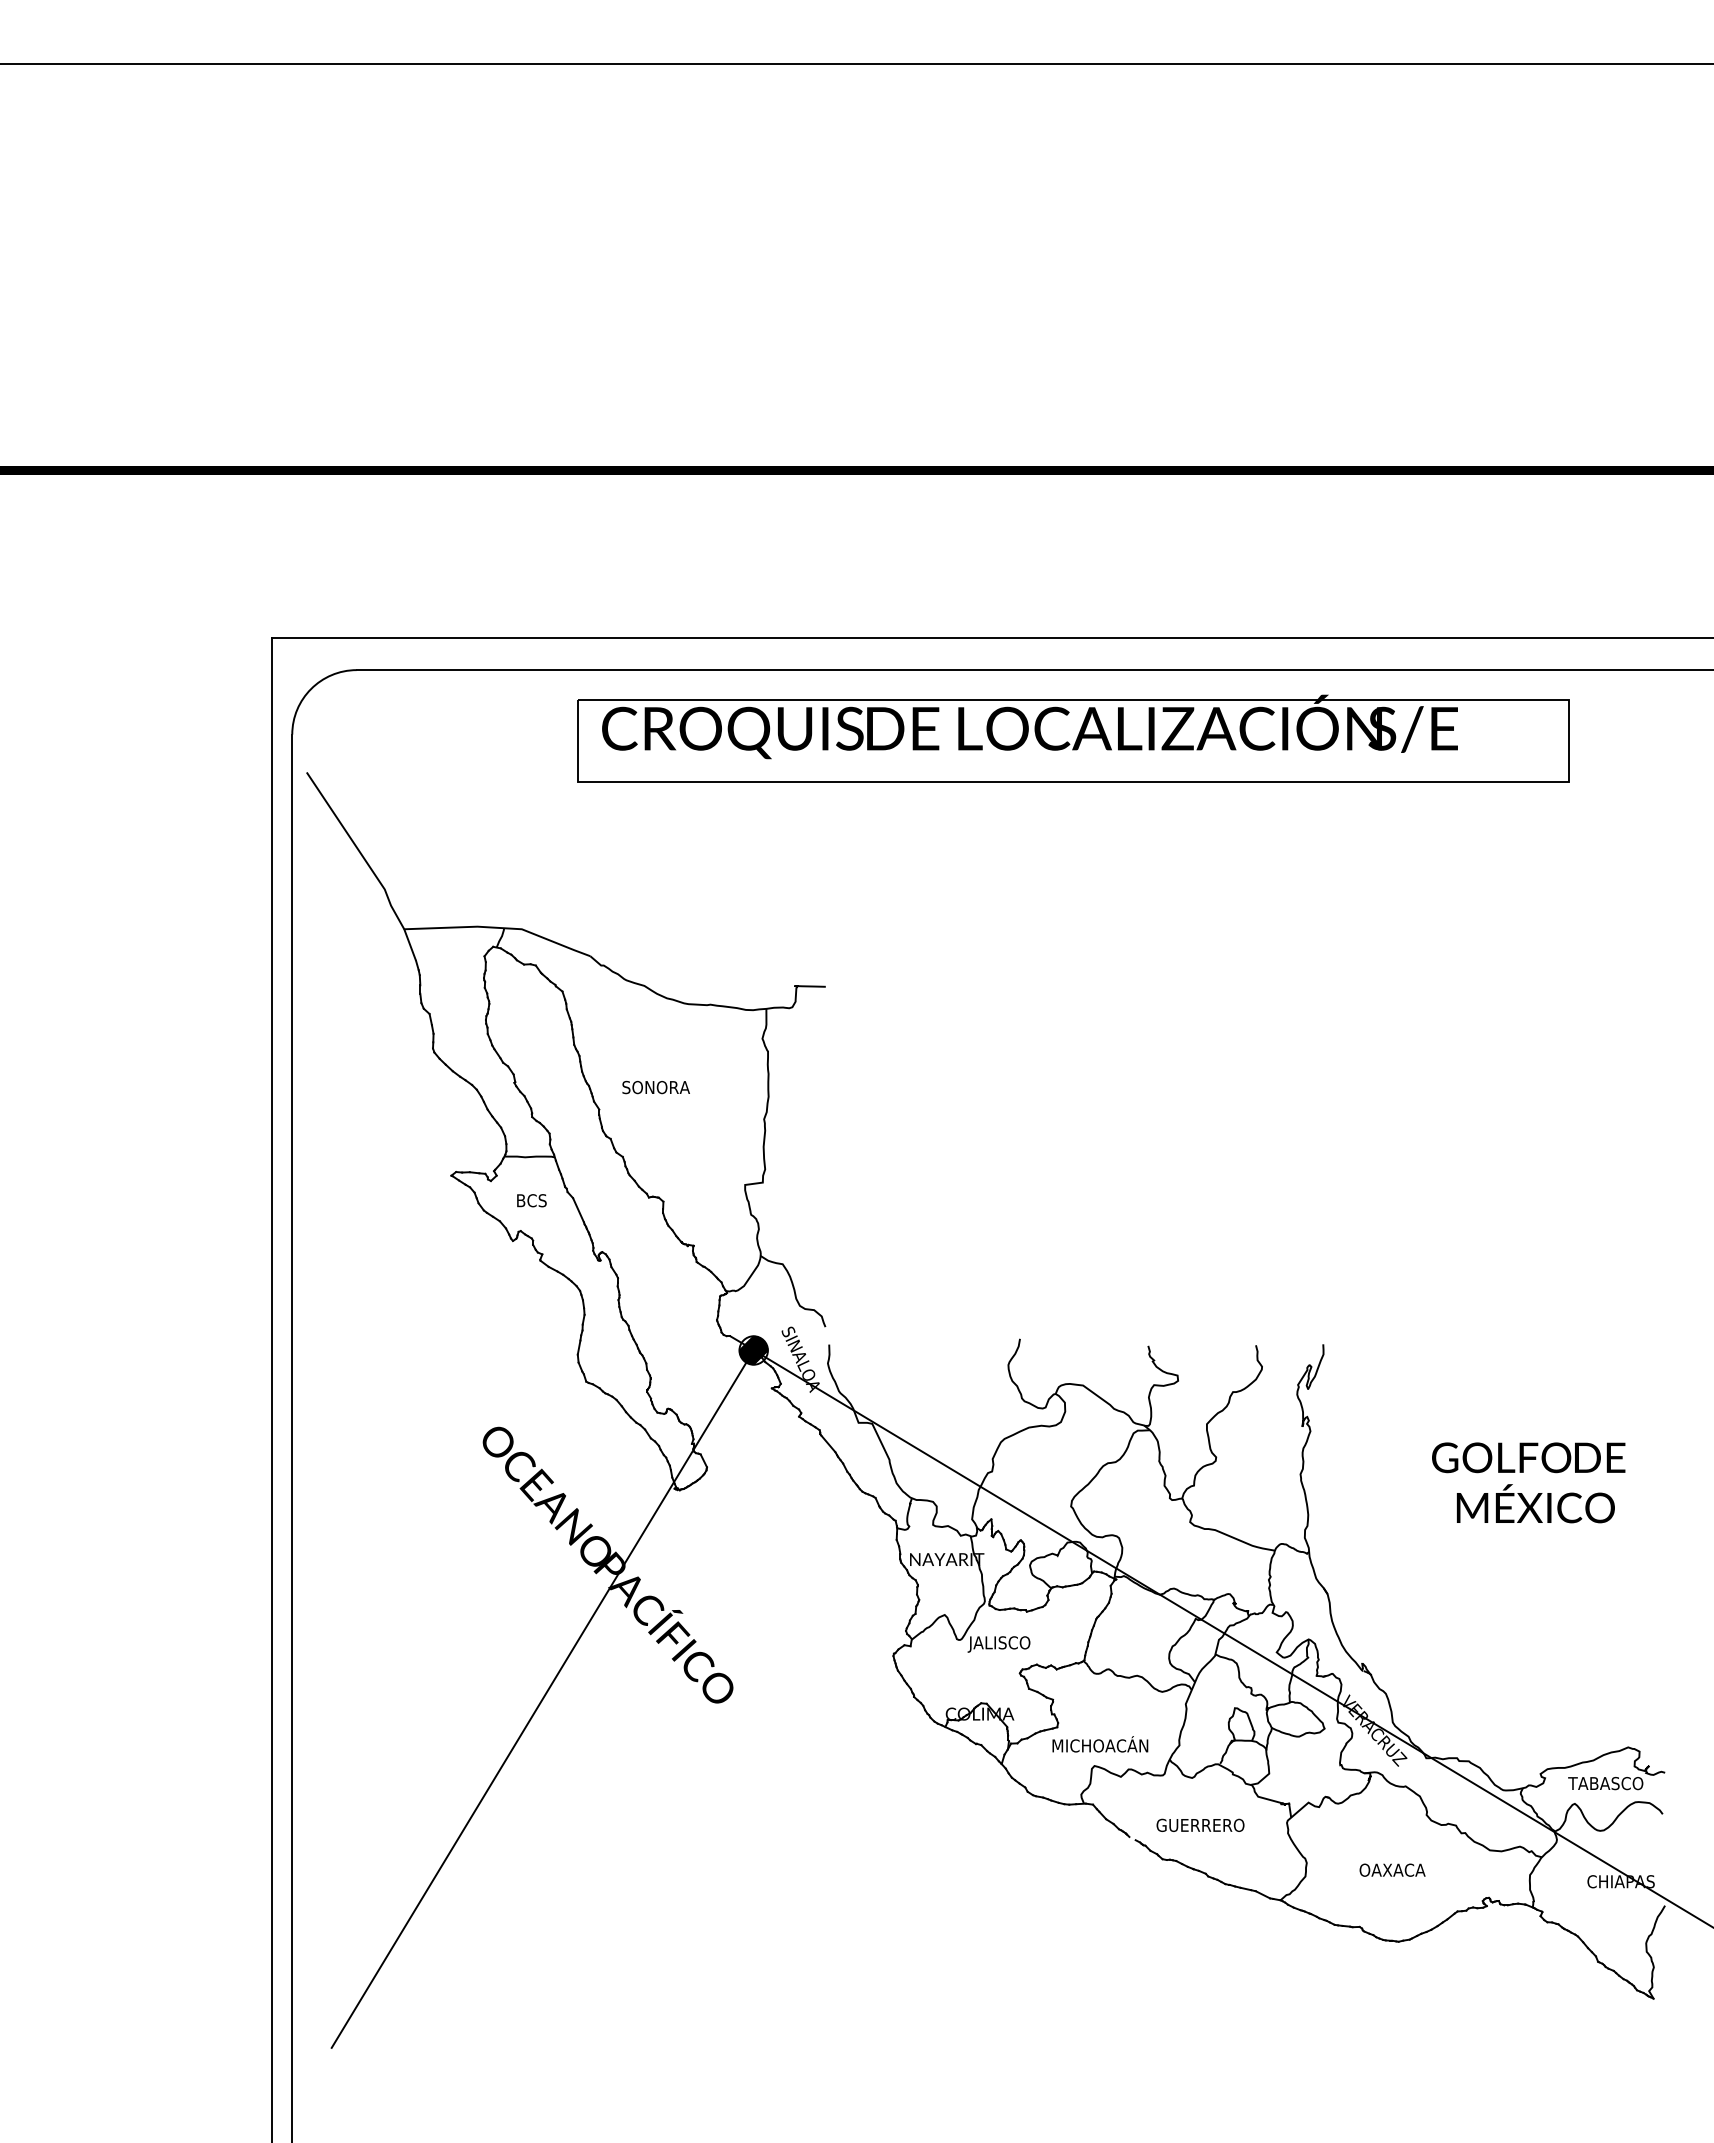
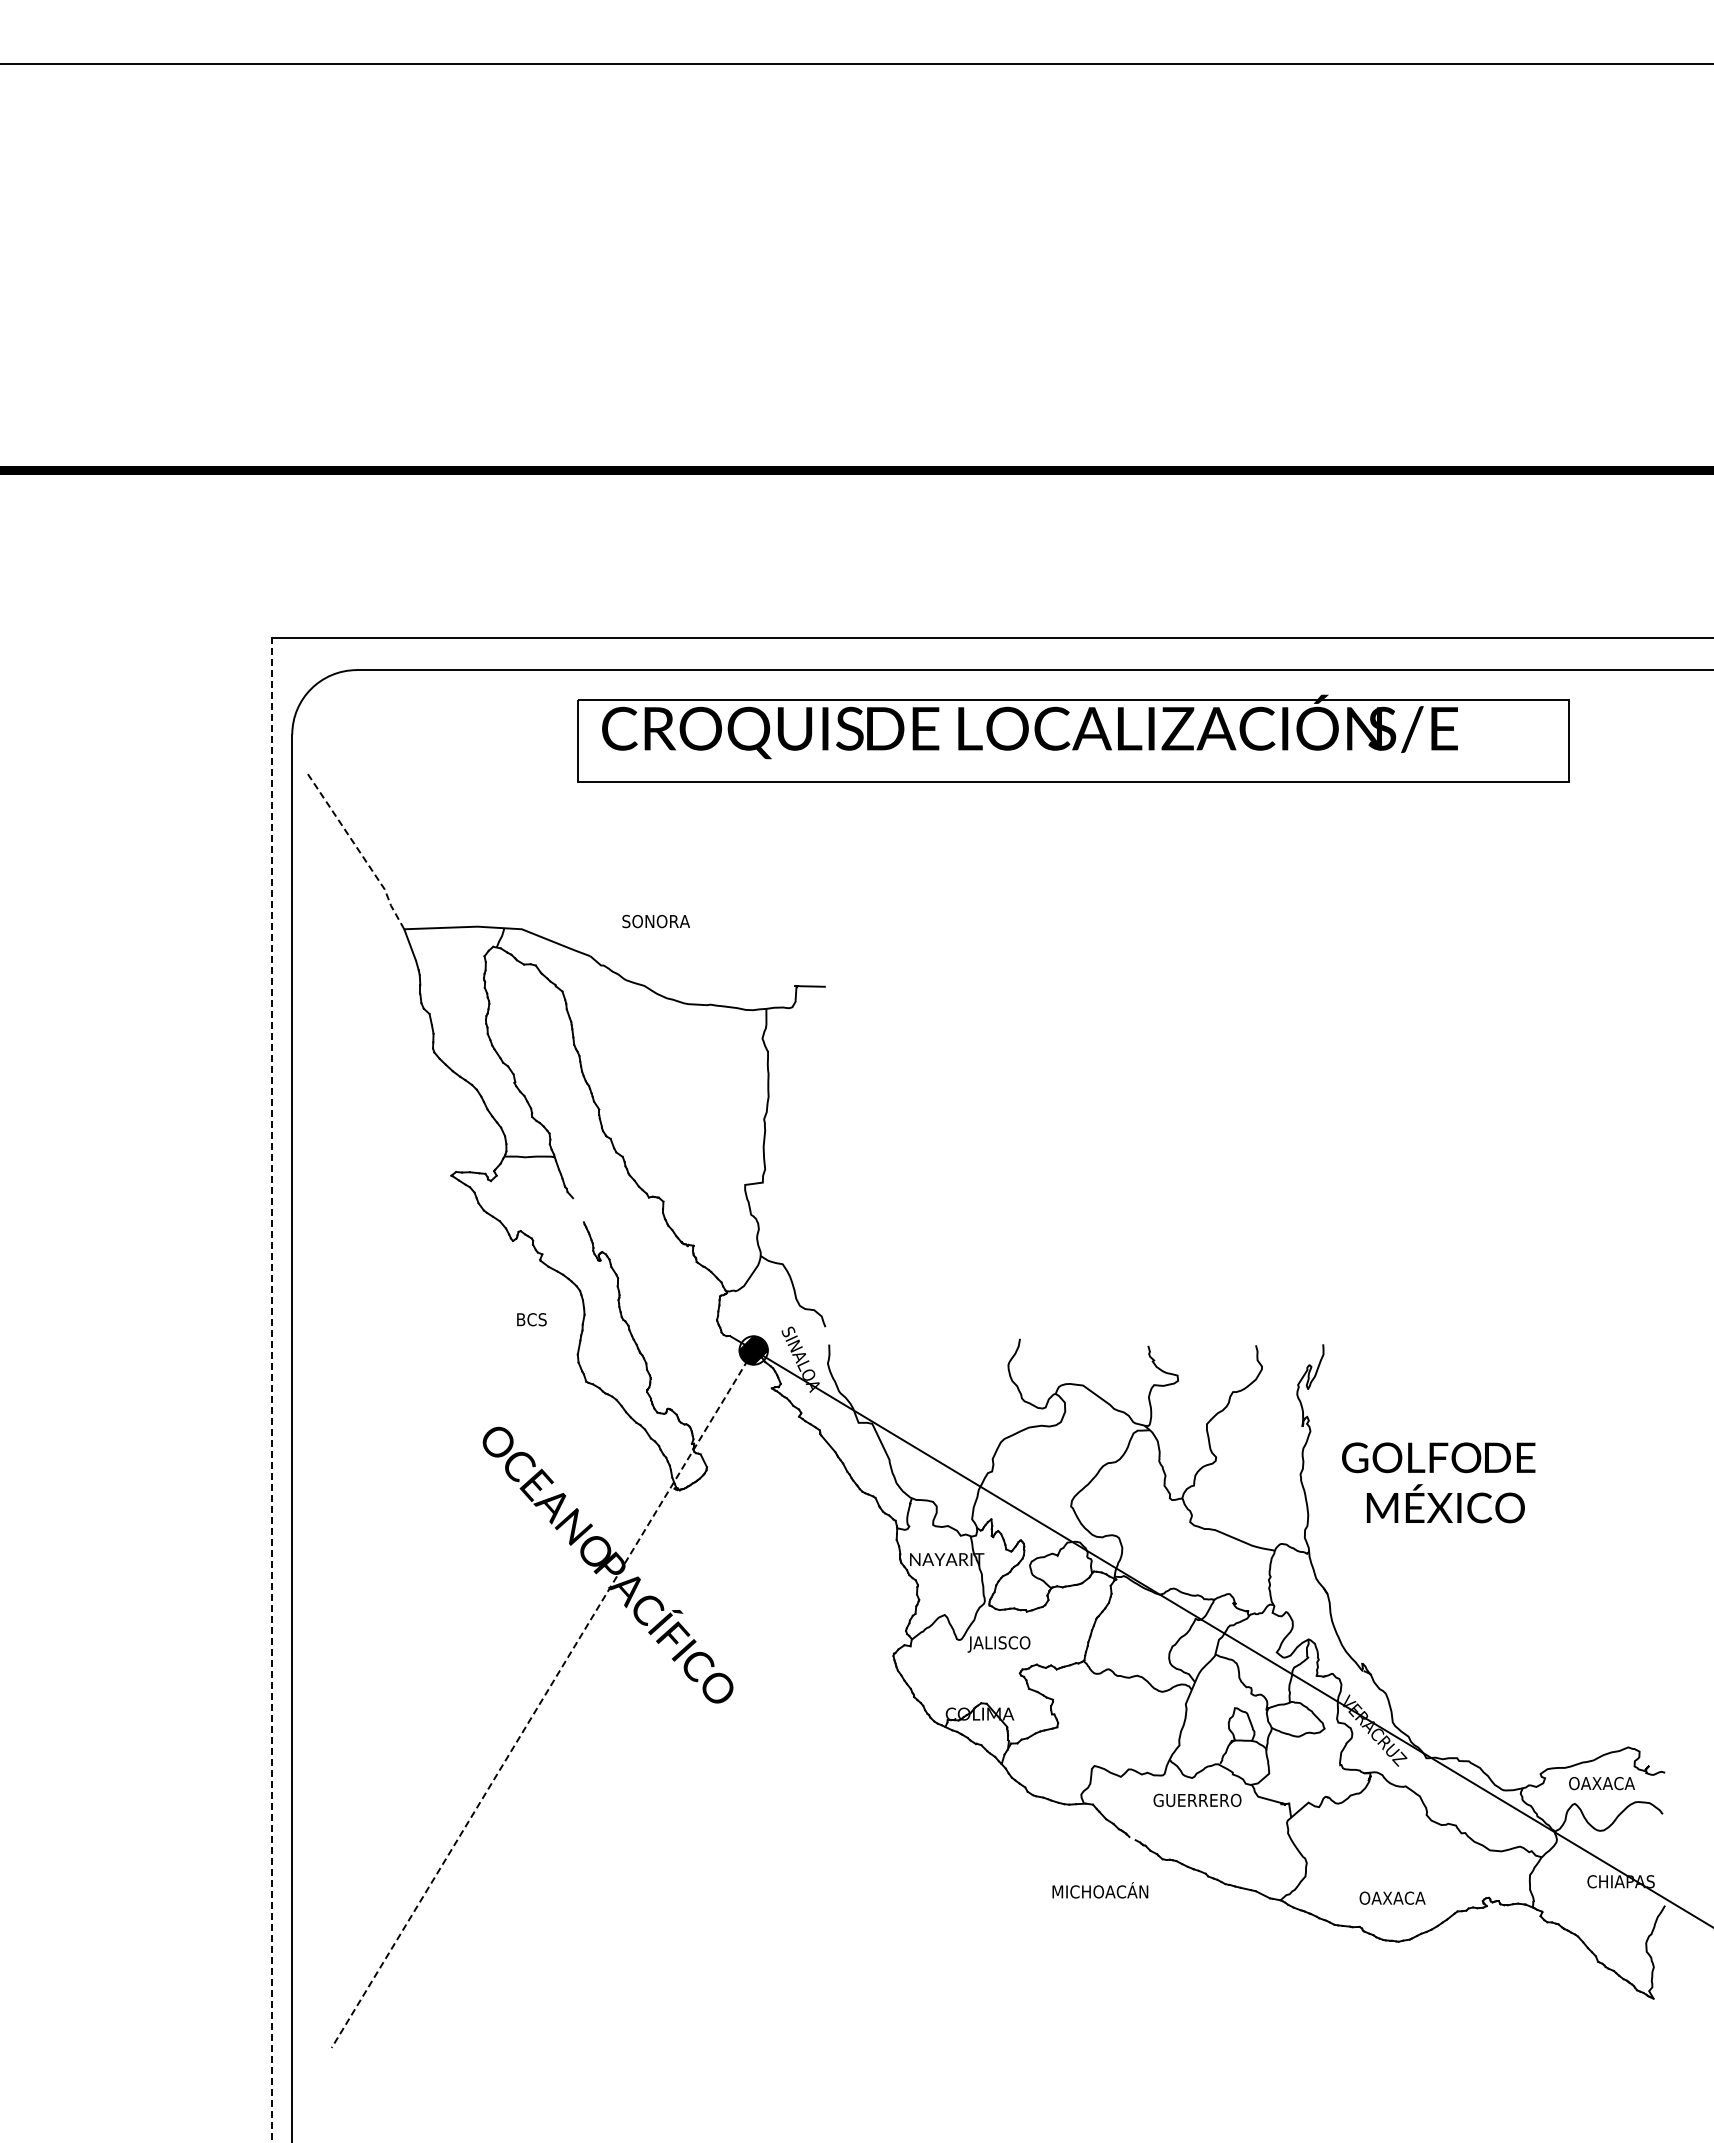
line: solid -> dashed (358, 850)
text position: (655, 1087) -> (655, 921) (655, 921)
text position: (531, 1200) -> (531, 1319) (531, 1319)
line: present -> none (578, 1210)
line: solid -> dashed (271, 1389)
text position: (1528, 1482) -> (1438, 1482) (1438, 1482)
line: solid -> dashed (542, 1699)
text position: (1100, 1744) -> (1100, 1890) (1100, 1890)
text: TABASCO -> OAXACA (1605, 1783)
text position: (1200, 1824) -> (1197, 1799) (1197, 1799)
text position: (1392, 1869) -> (1392, 1897) (1392, 1897)
